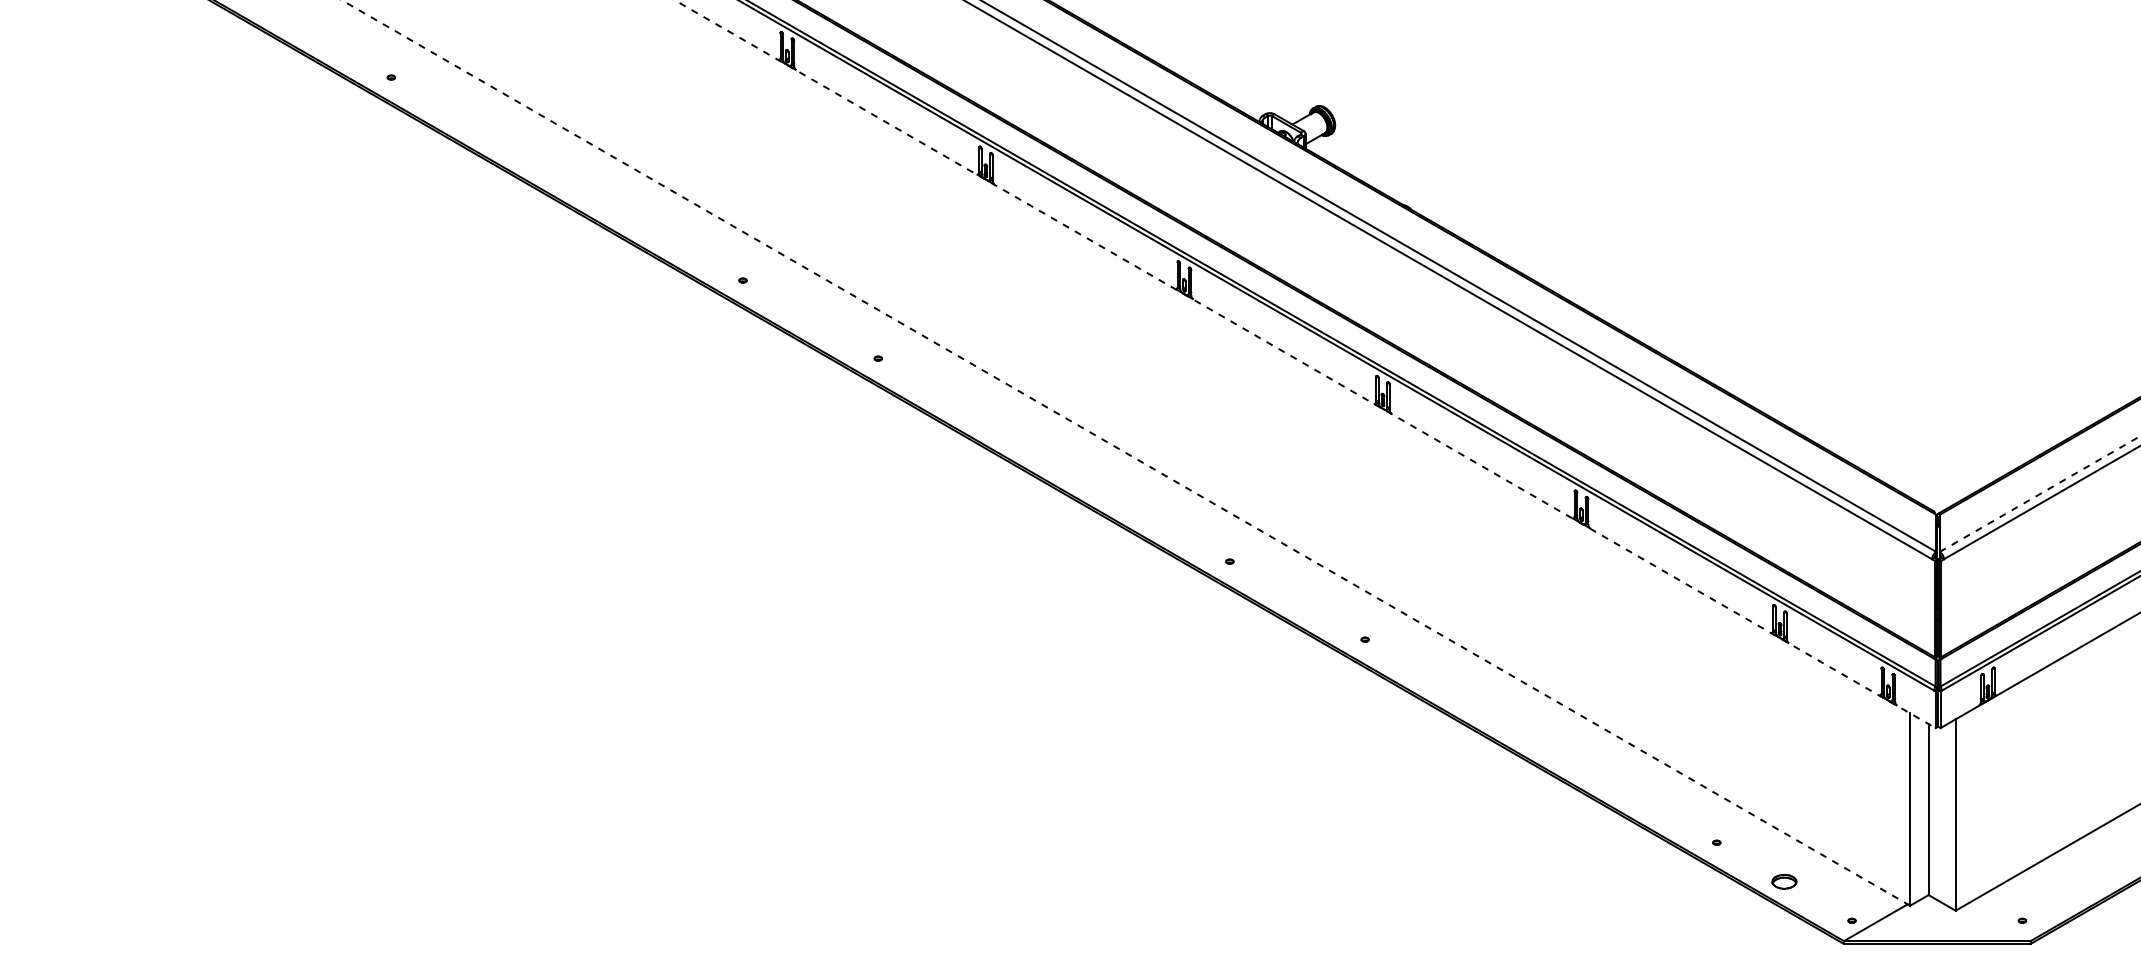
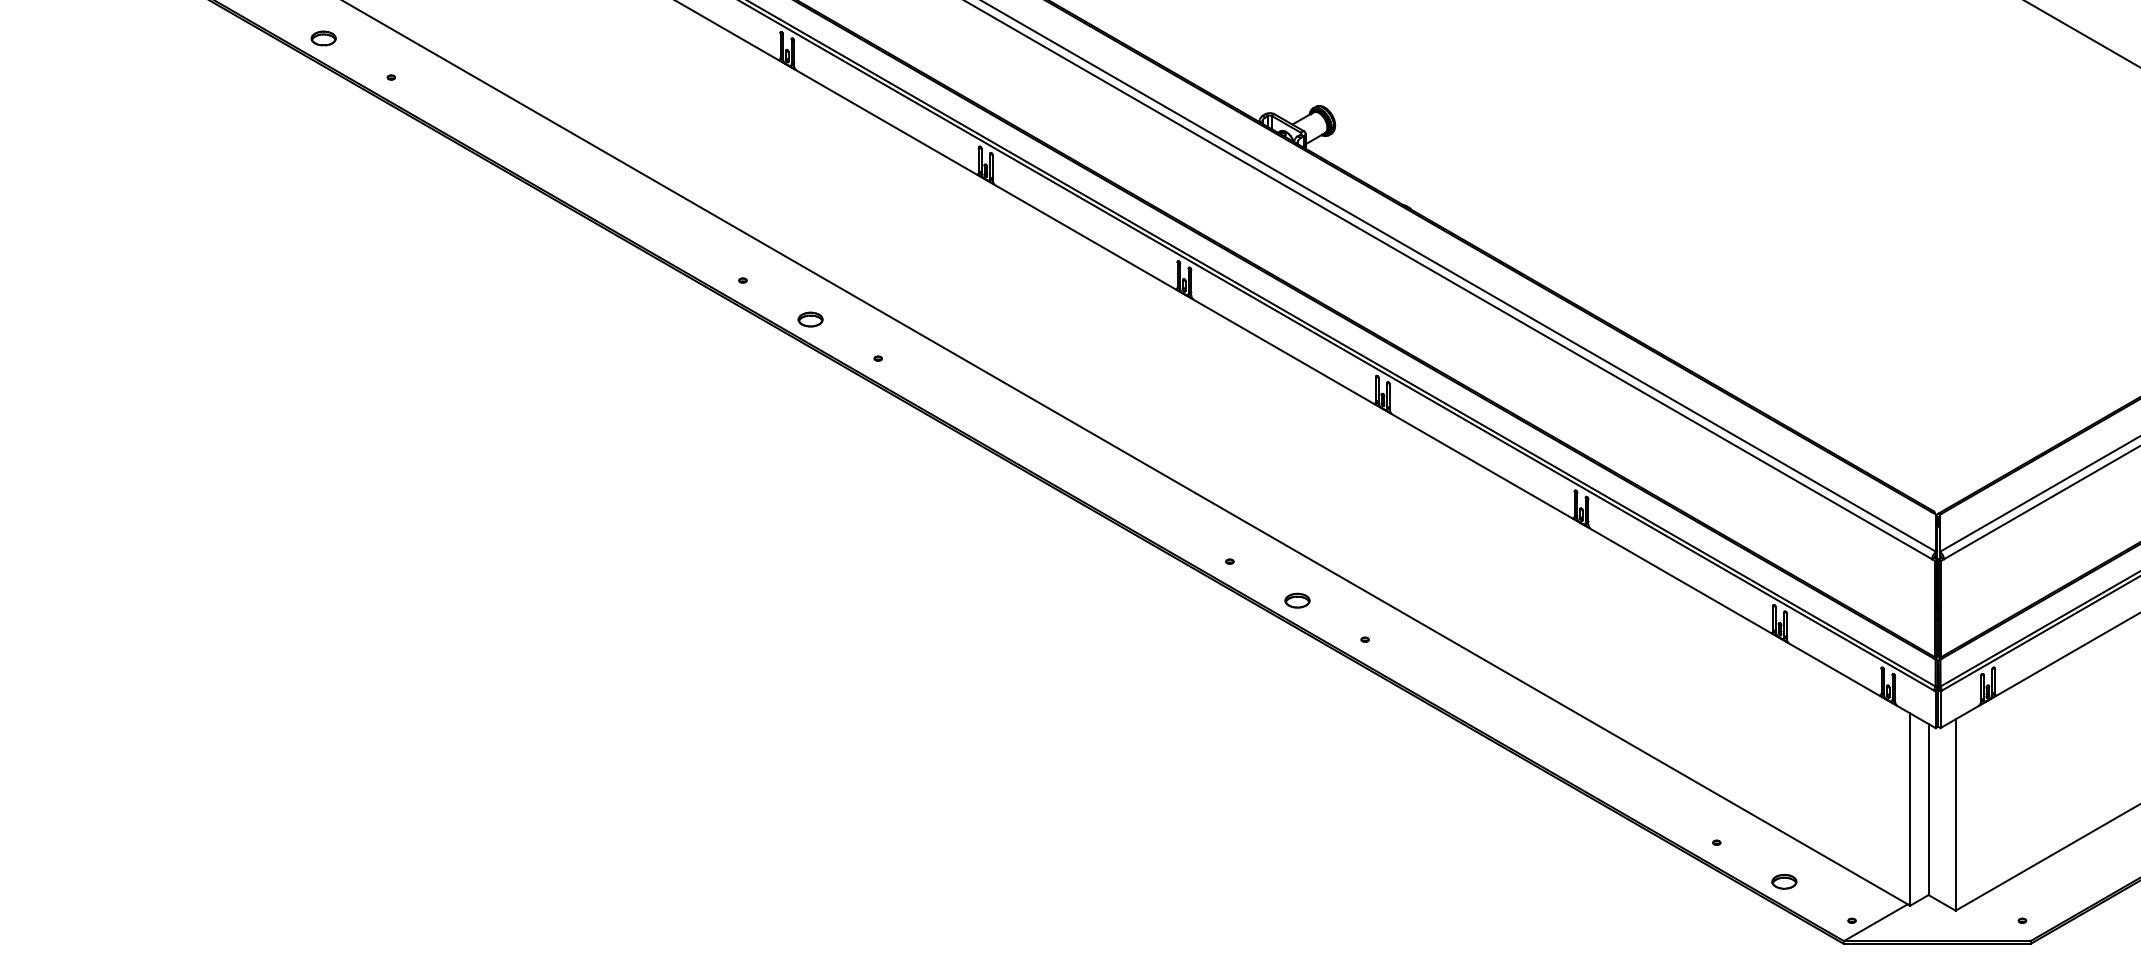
line: none -> present (2082, 34)
part: none -> present (323, 38)
part: none -> present (810, 319)
line: dashed -> solid (1305, 364)
line: dashed -> solid (1125, 452)
line: dashed -> solid (2040, 493)
part: none -> present (1297, 600)
